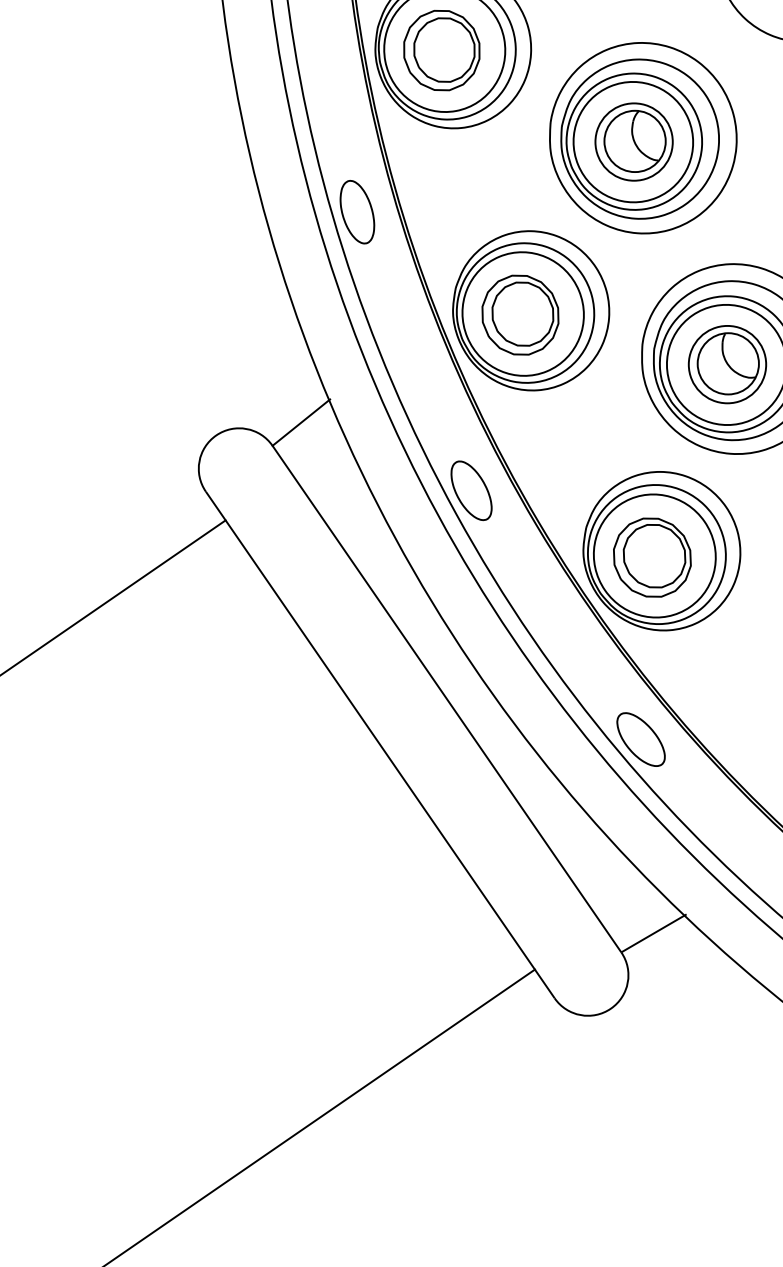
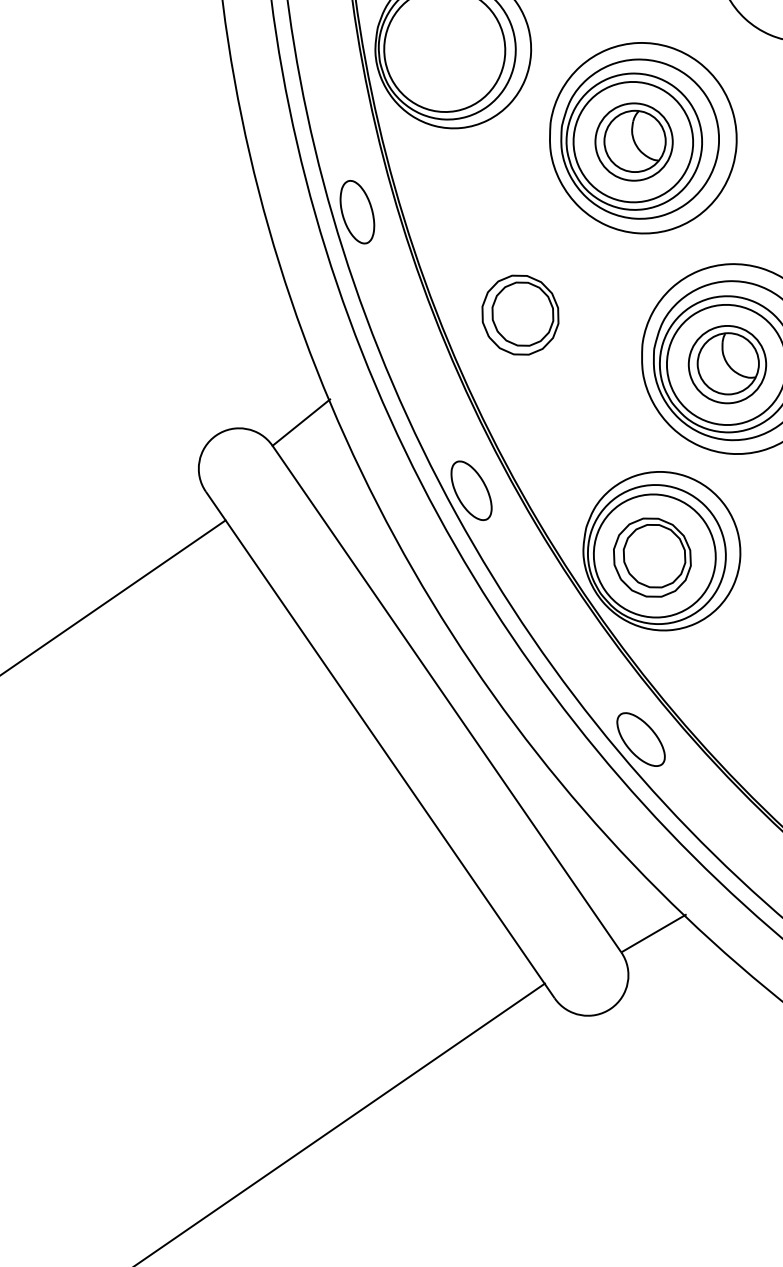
part: present -> none (441, 50)
part: present -> none (531, 310)
line position: (320, 1116) -> (341, 1123) (341, 1123)
